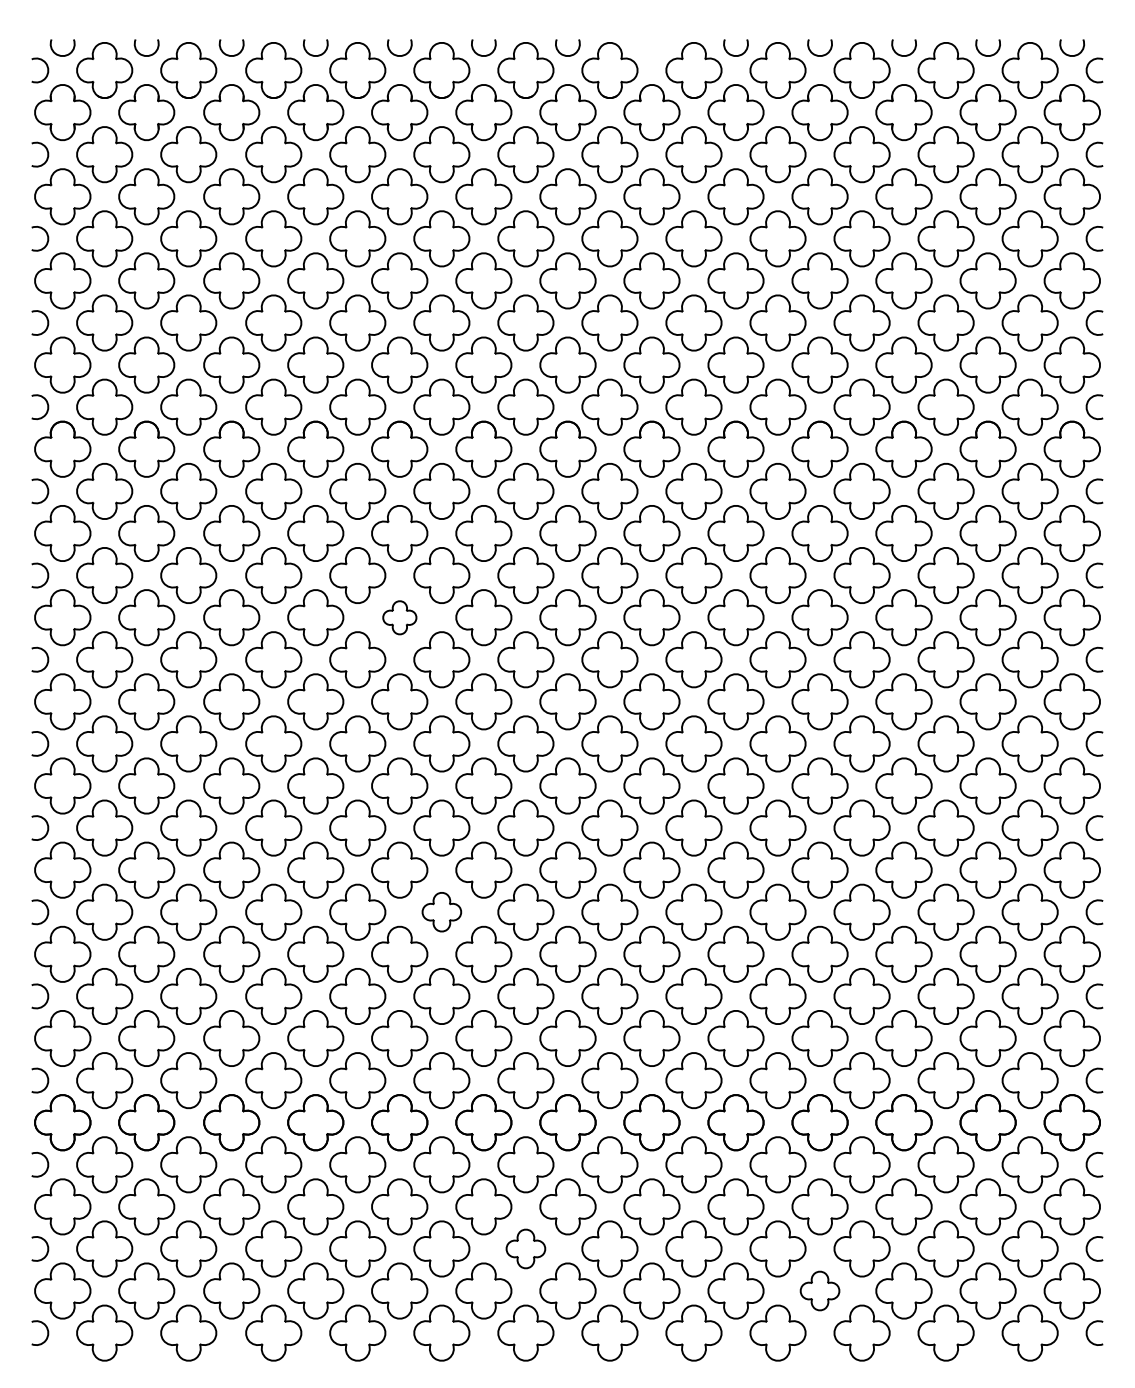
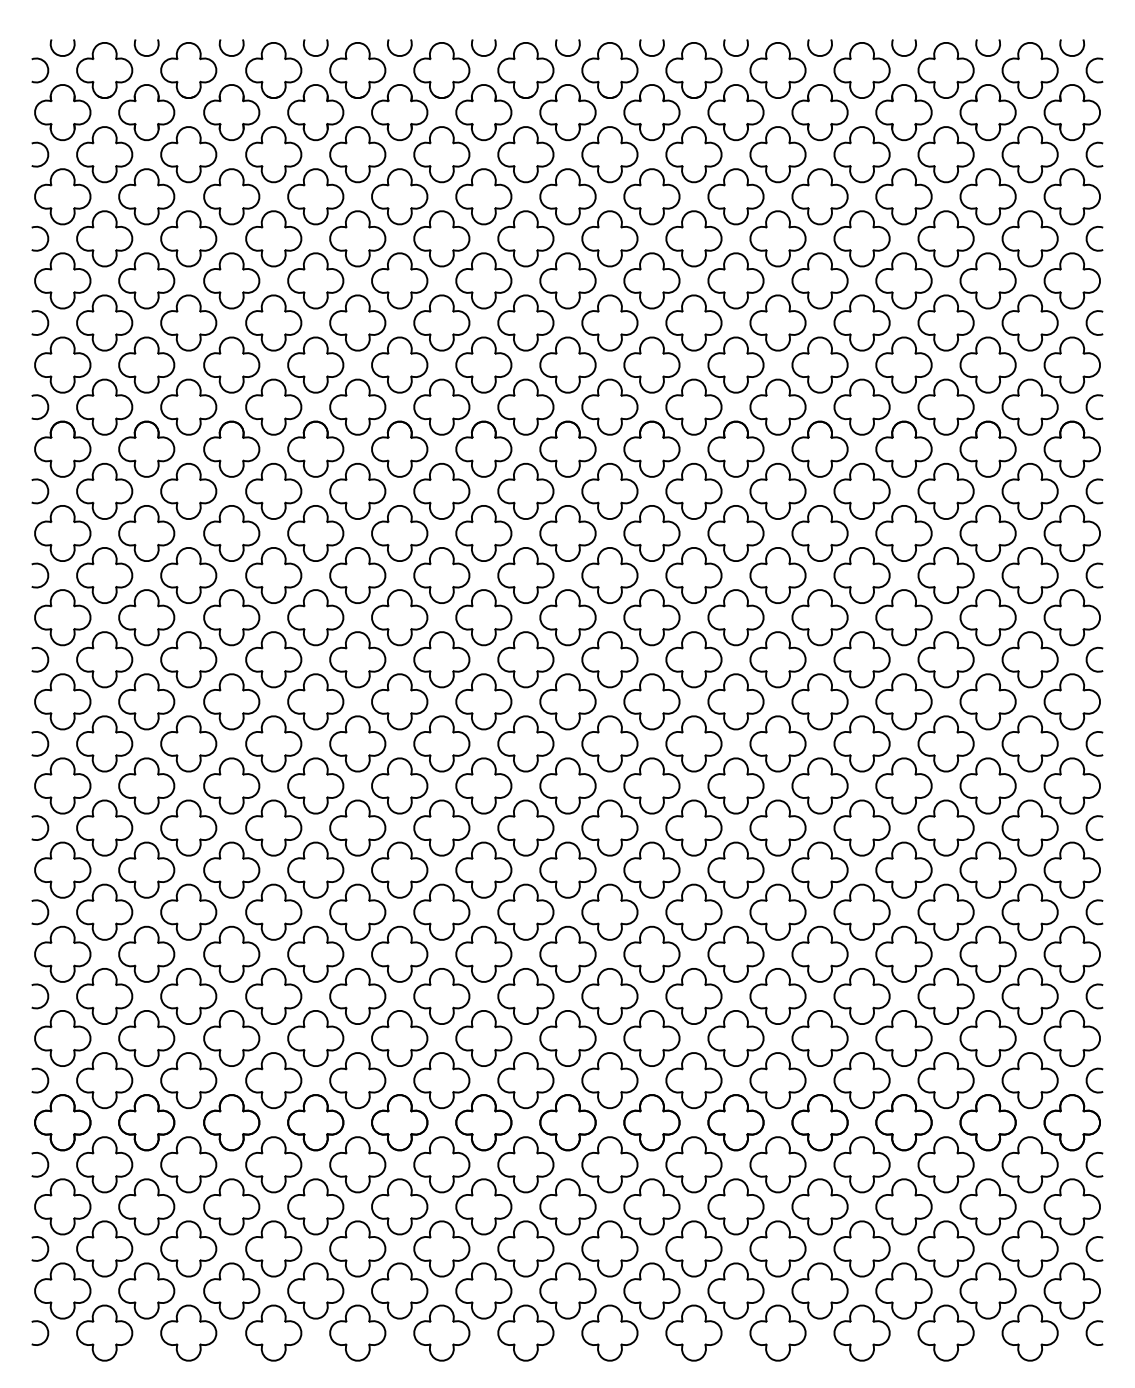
arc: none -> present (649, 54)
part size: 36x36 px -> 58x58 px (399, 617)
part size: 42x41 px -> 58x58 px (441, 911)
part size: 42x42 px -> 58x58 px (525, 1248)
part size: 42x42 px -> 58x58 px (819, 1290)
